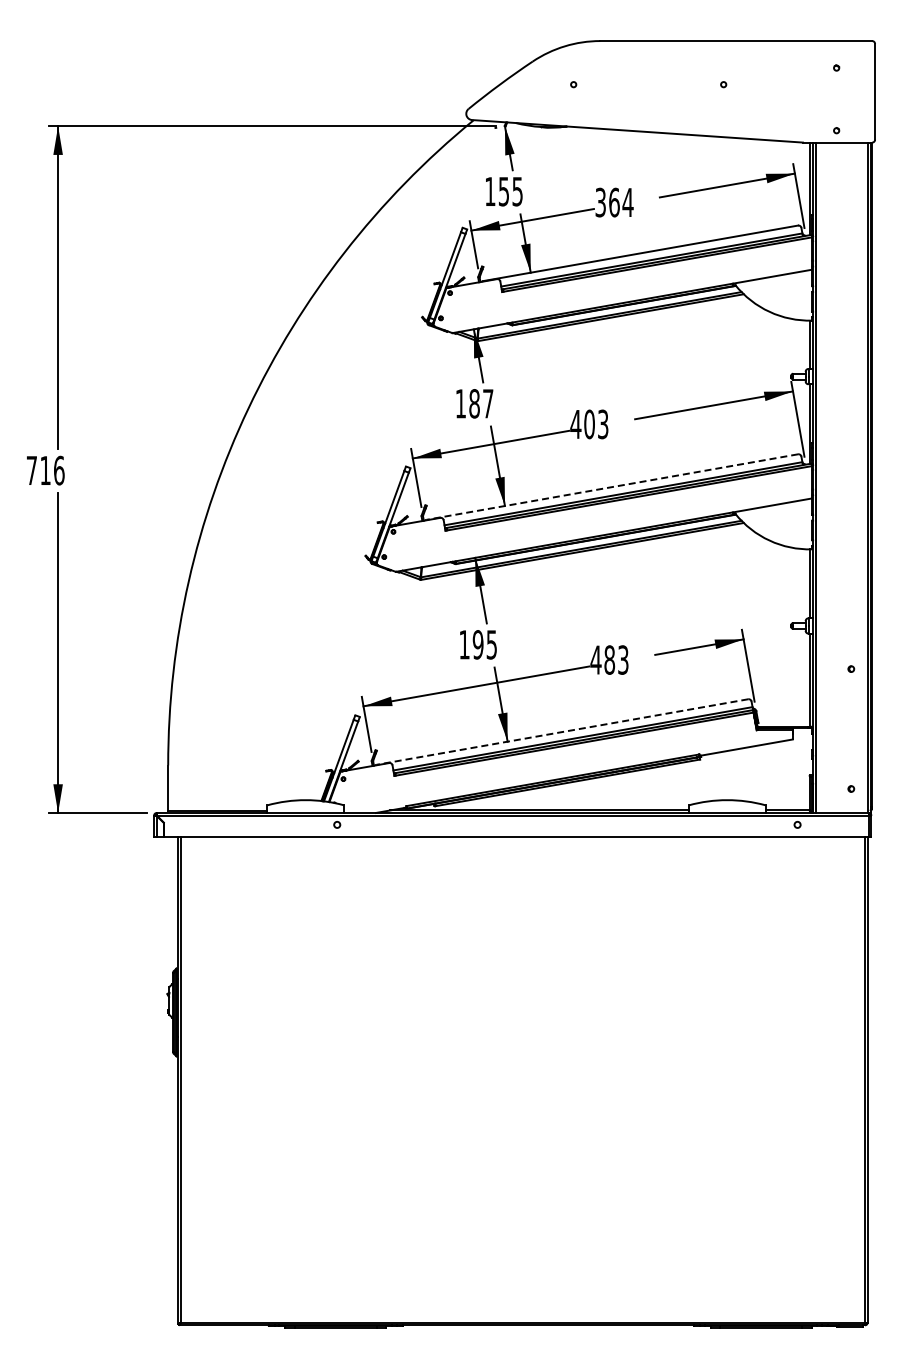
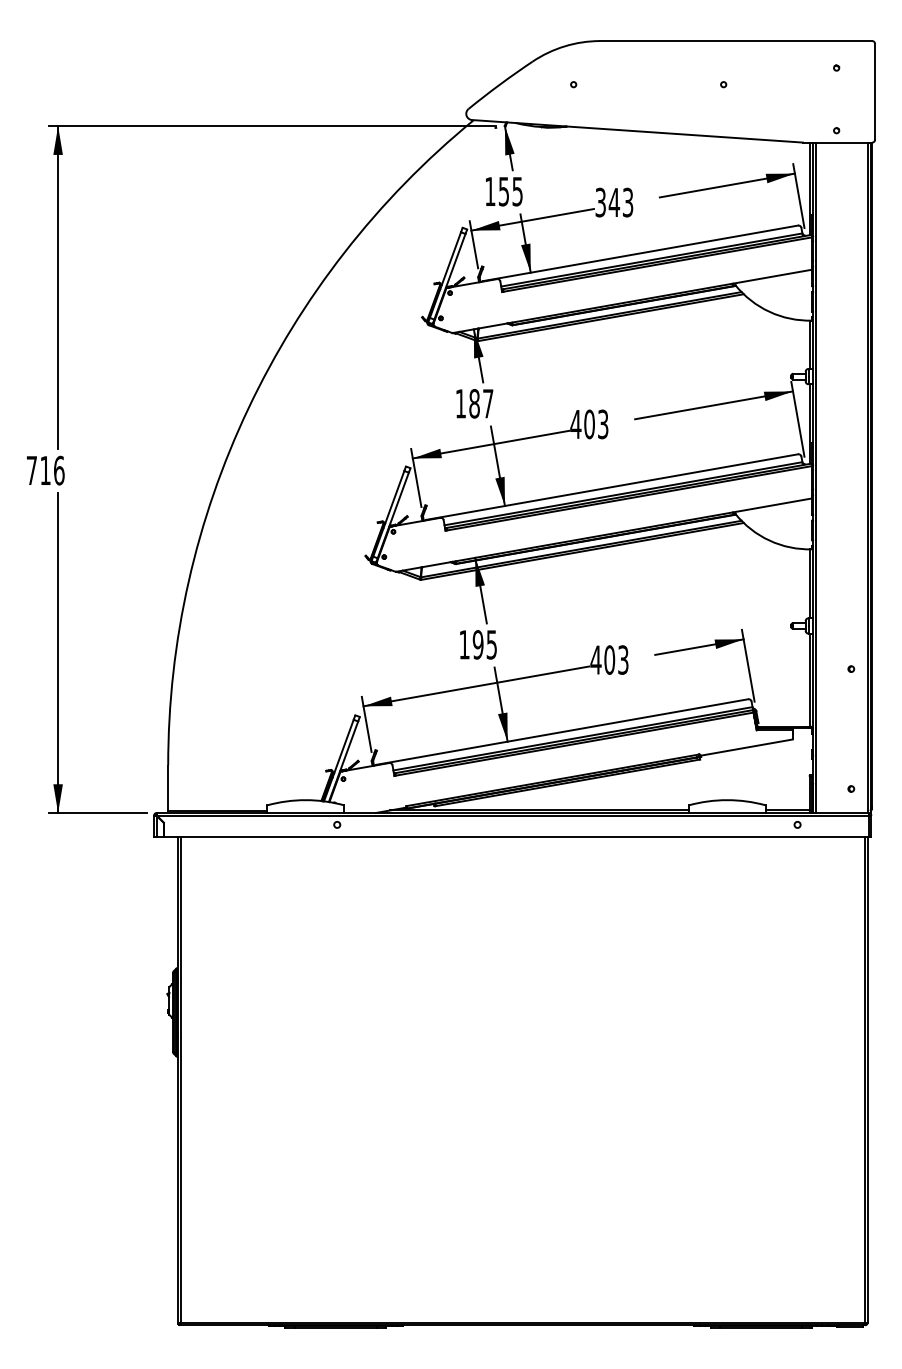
text: 364 -> 343 (620, 202)
line: dashed -> solid (612, 487)
text: 483 -> 403 (609, 660)
line: dashed -> solid (562, 732)
